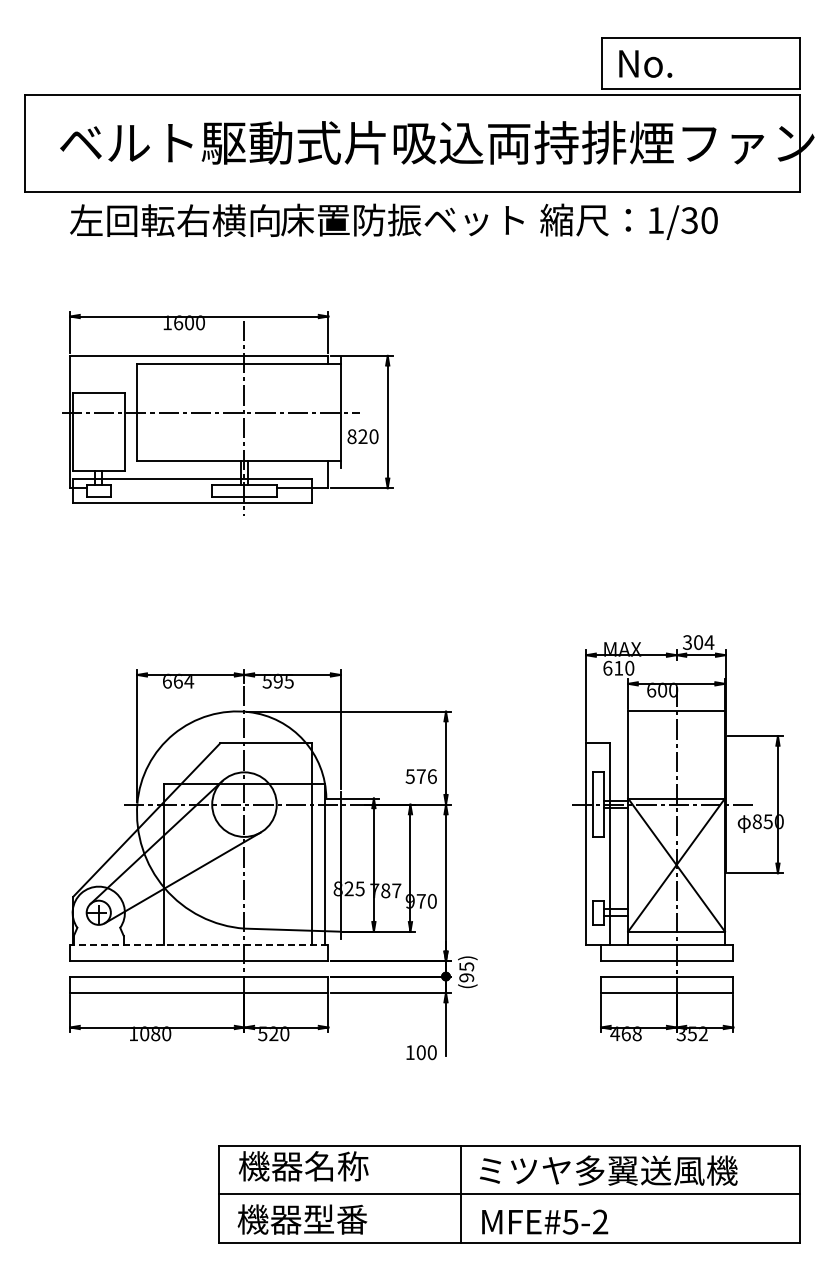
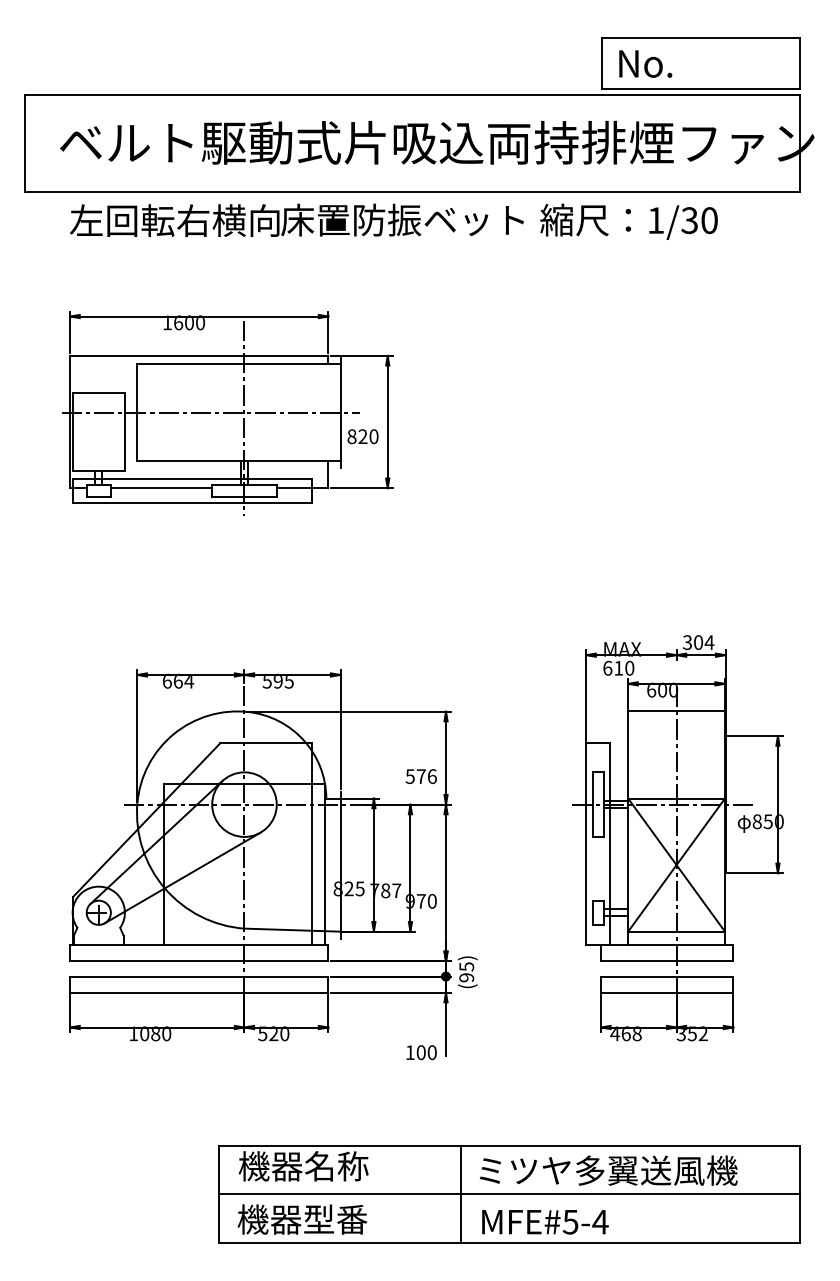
line: none -> present (161, 488)
line: dashed -> solid (198, 945)
text: MFE#5-2 -> MFE#5-4 (600, 1221)
